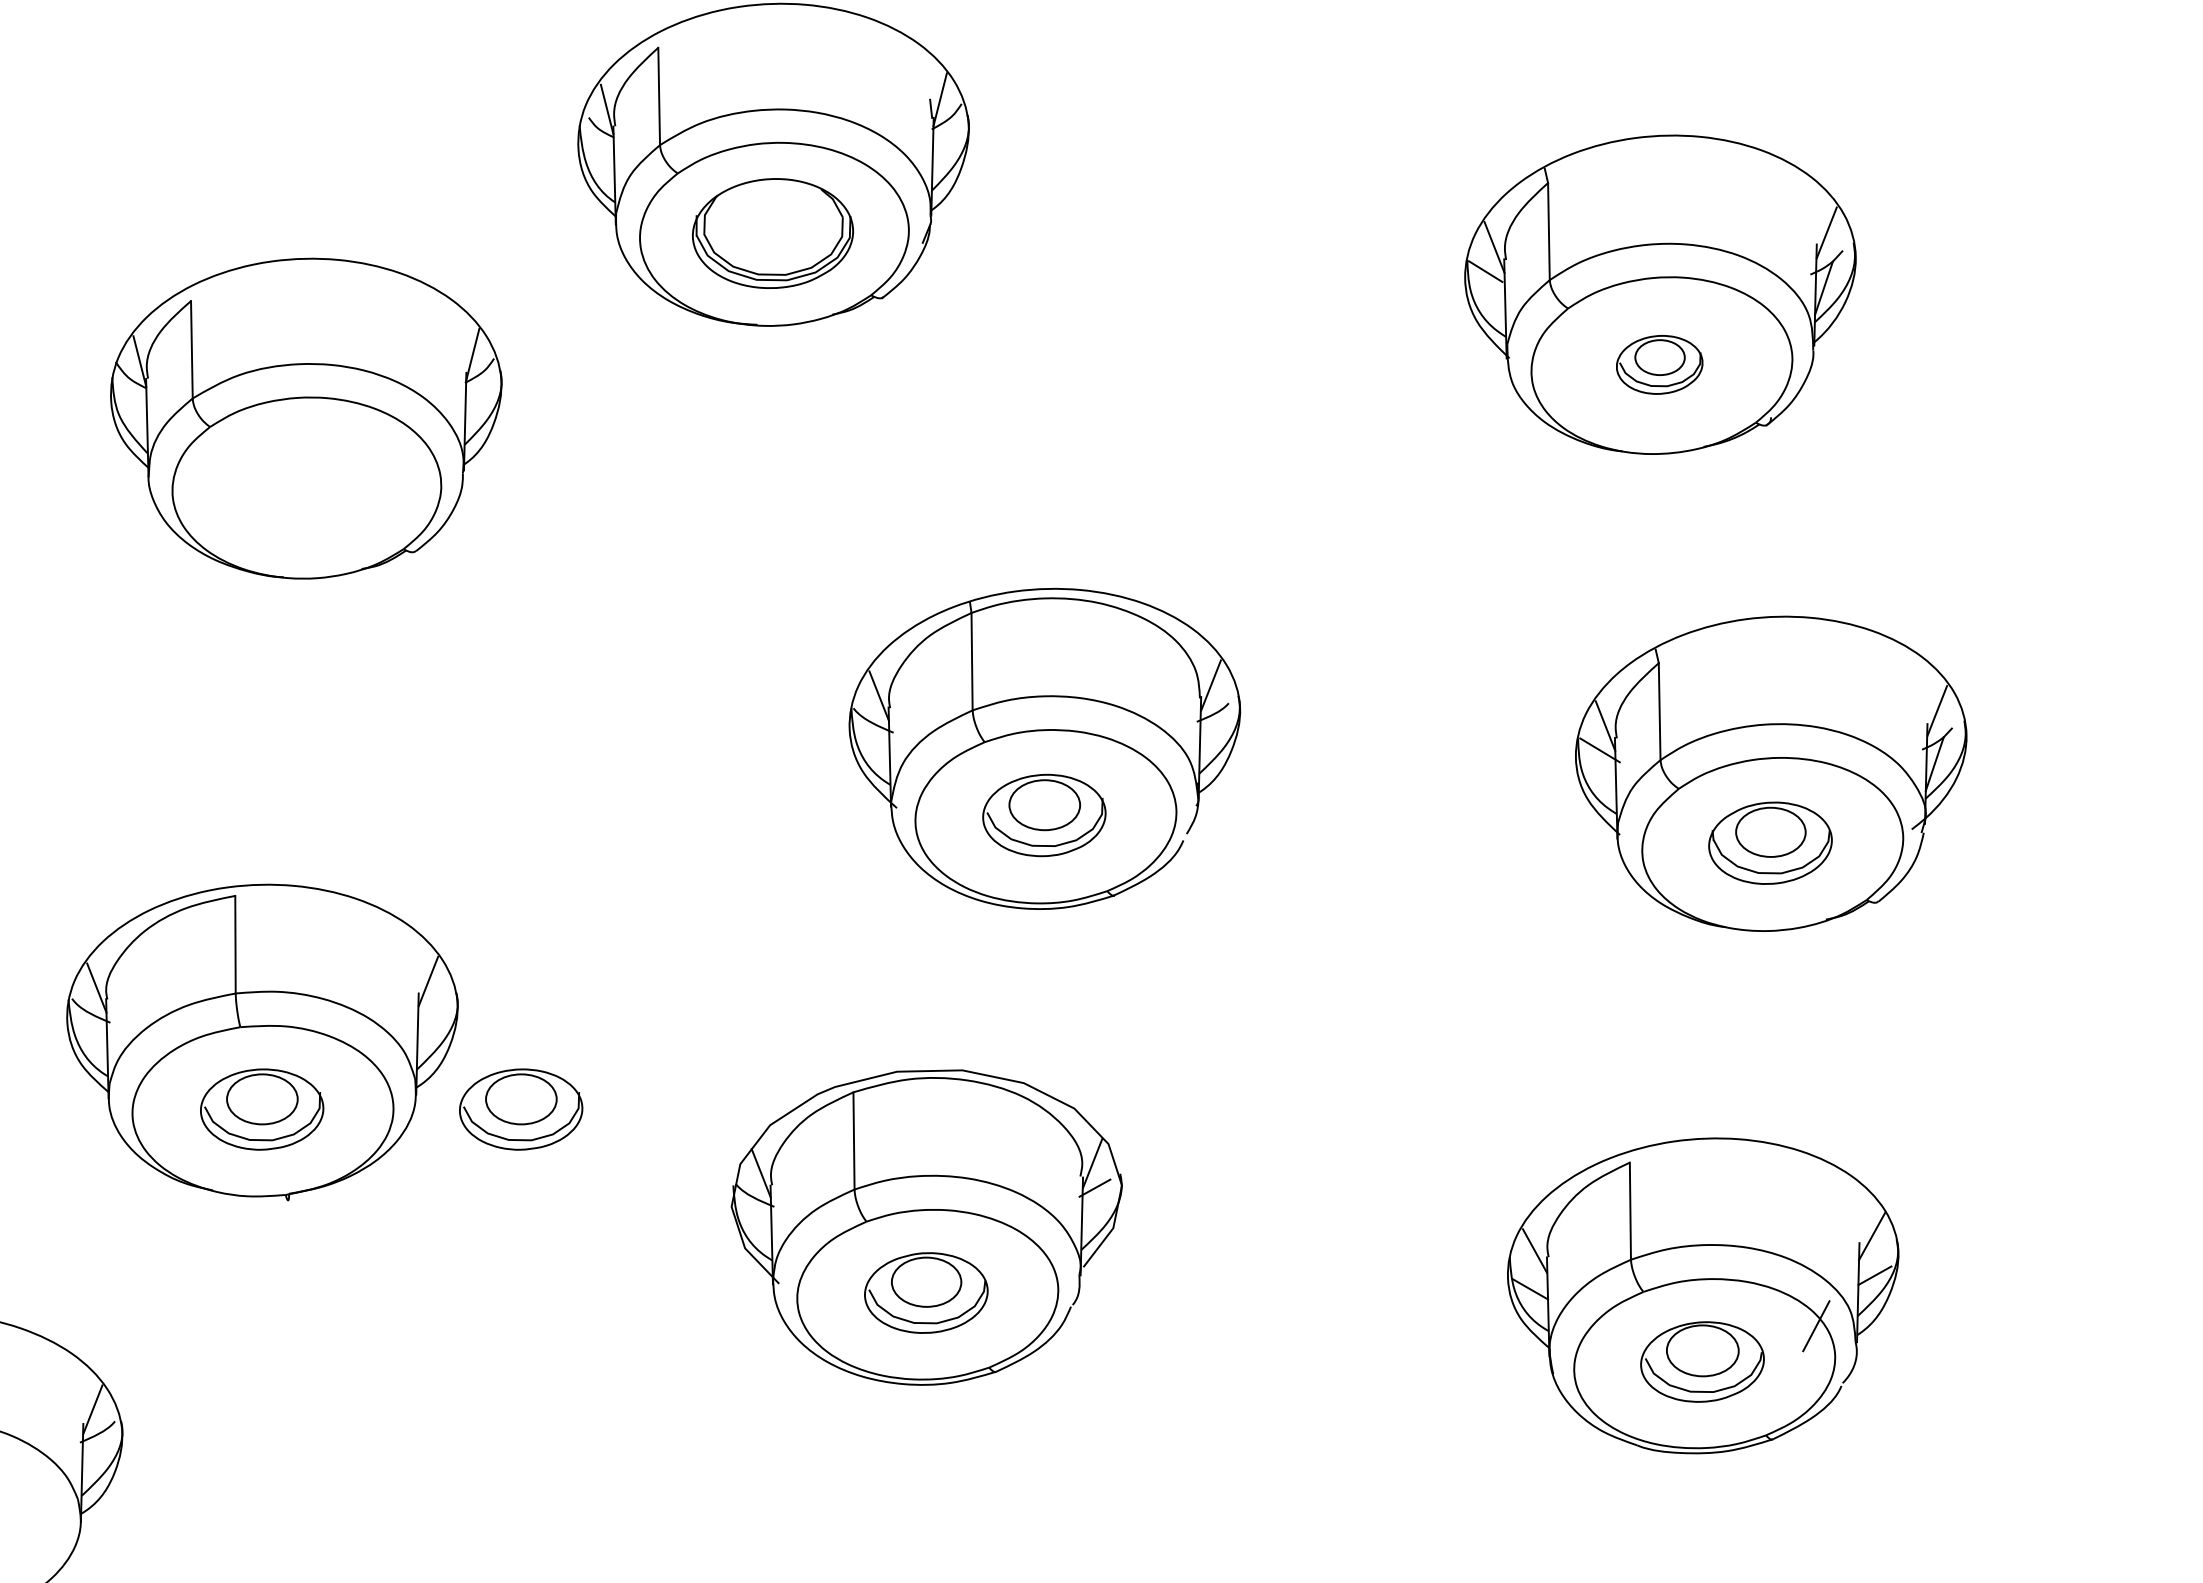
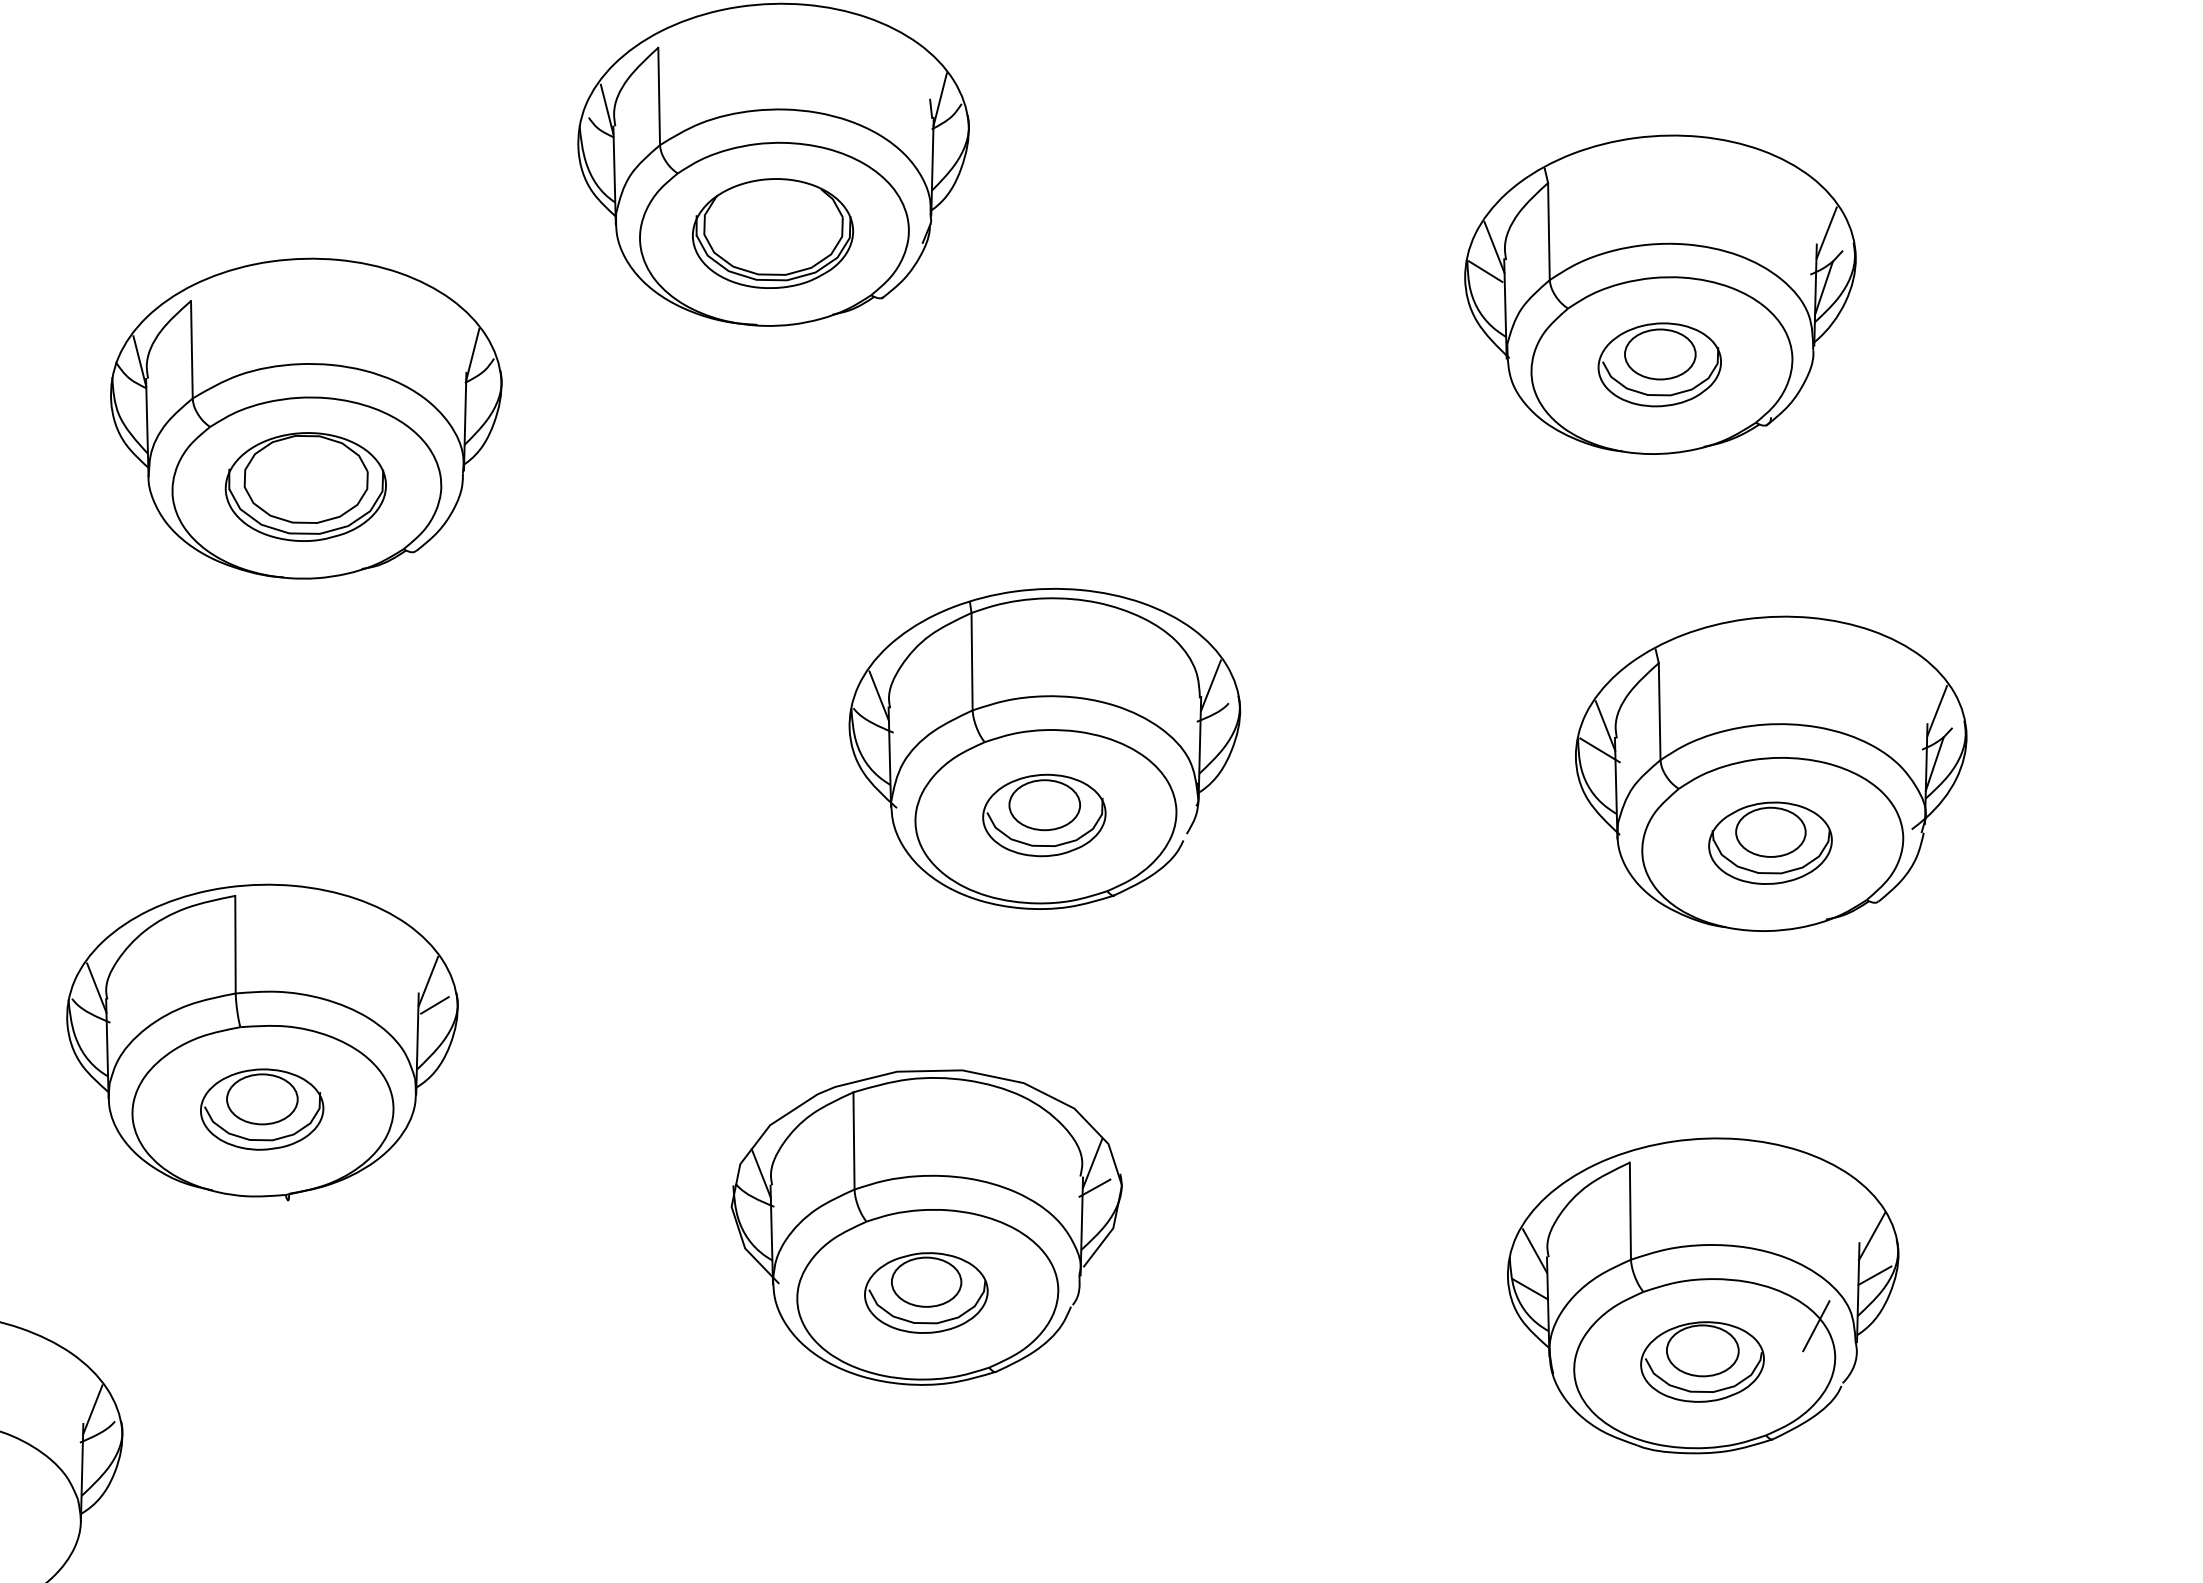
part size: 88x60 px -> 125x86 px (1659, 364)
part: none -> present (305, 486)
line: none -> present (434, 1005)
part: present -> none (521, 1109)
